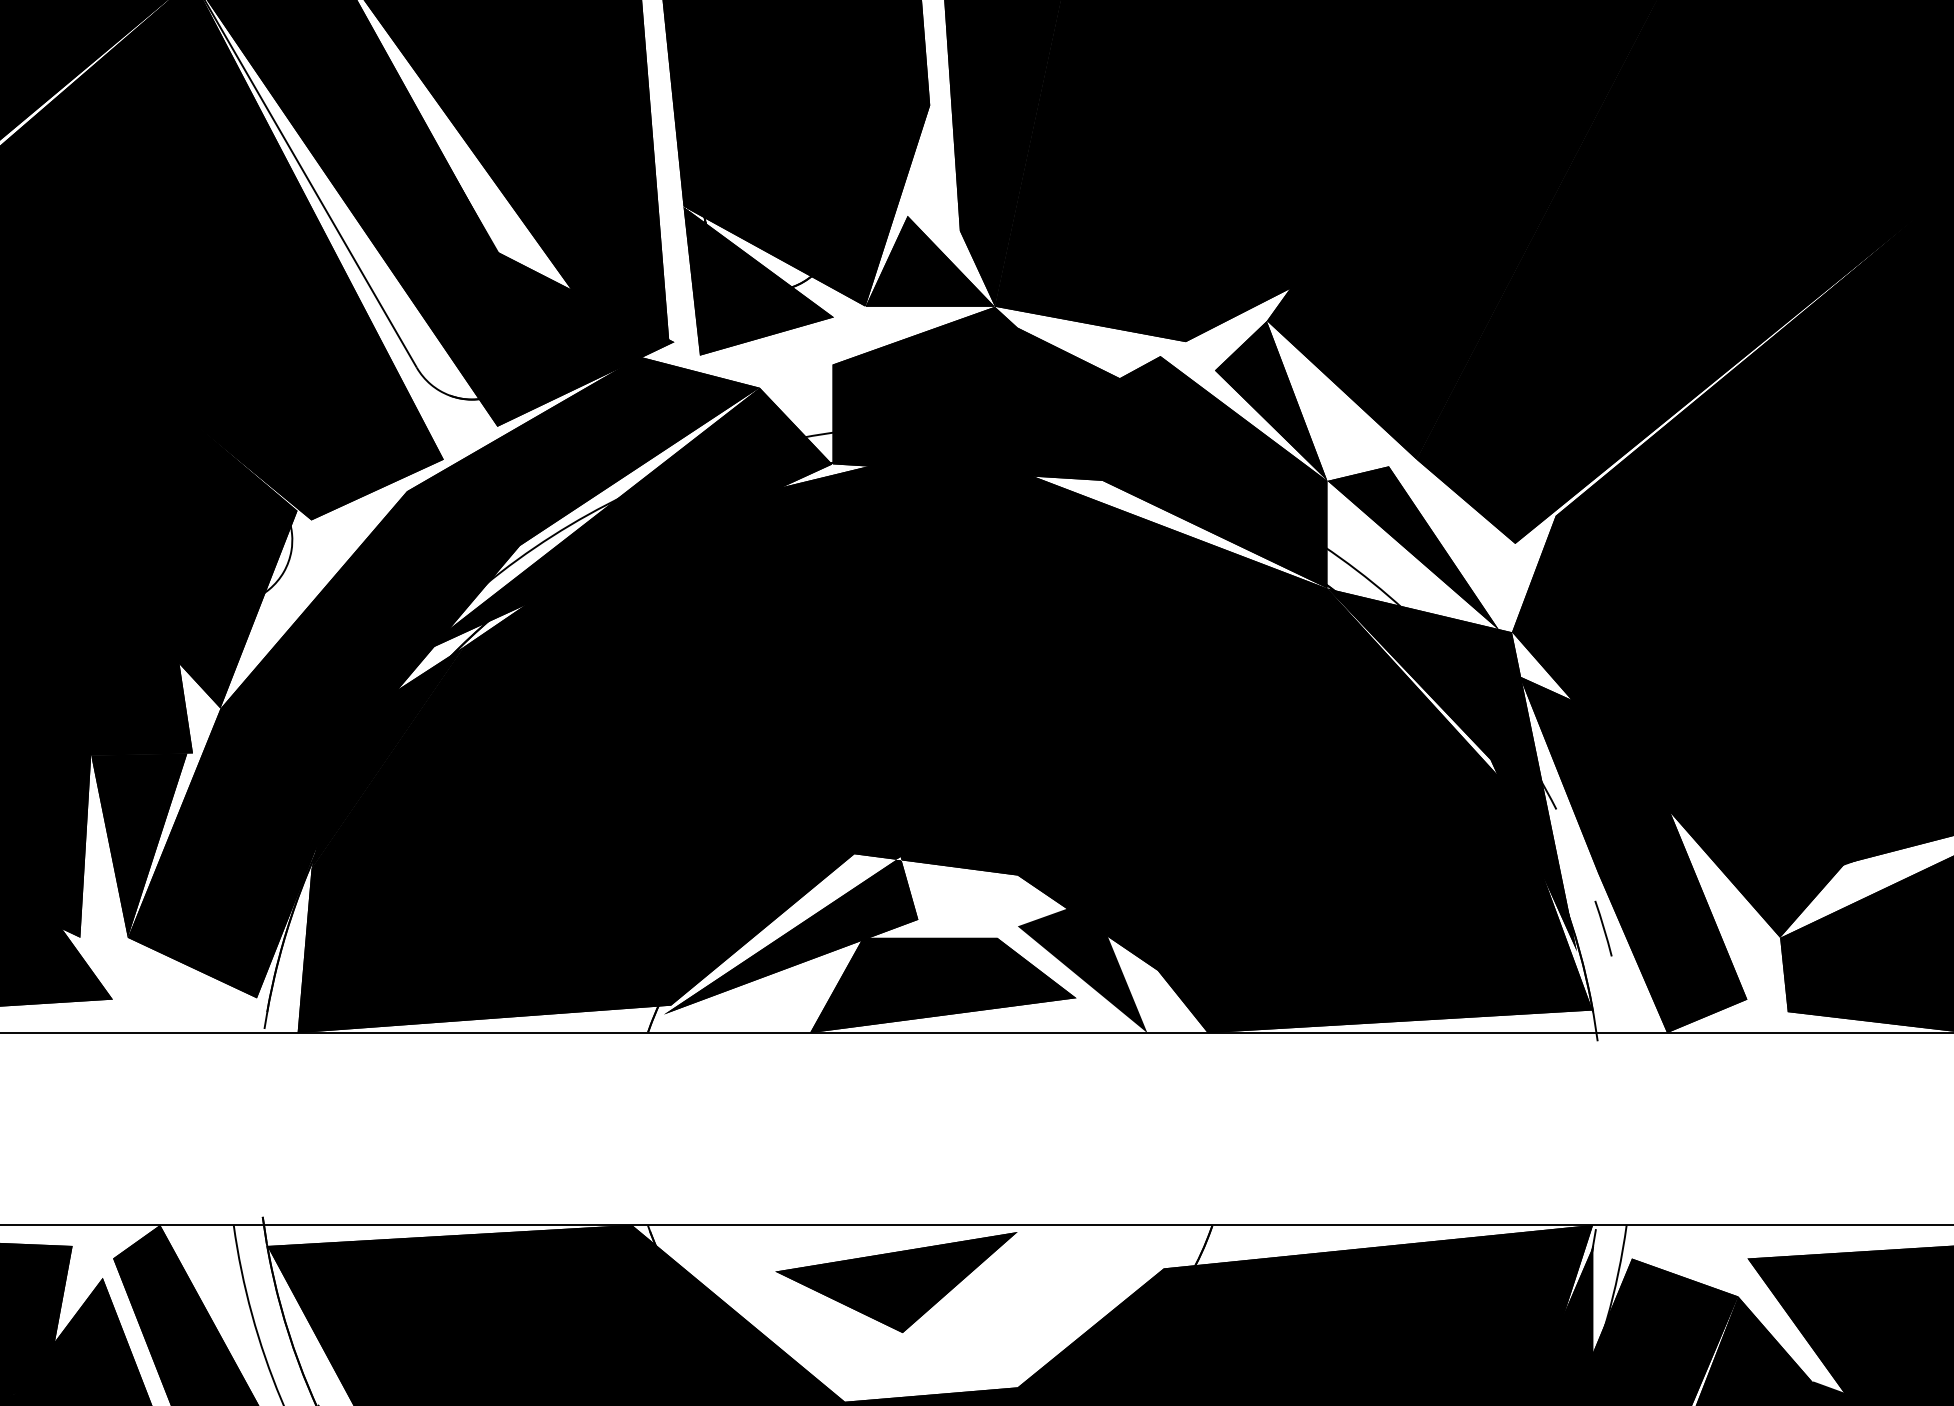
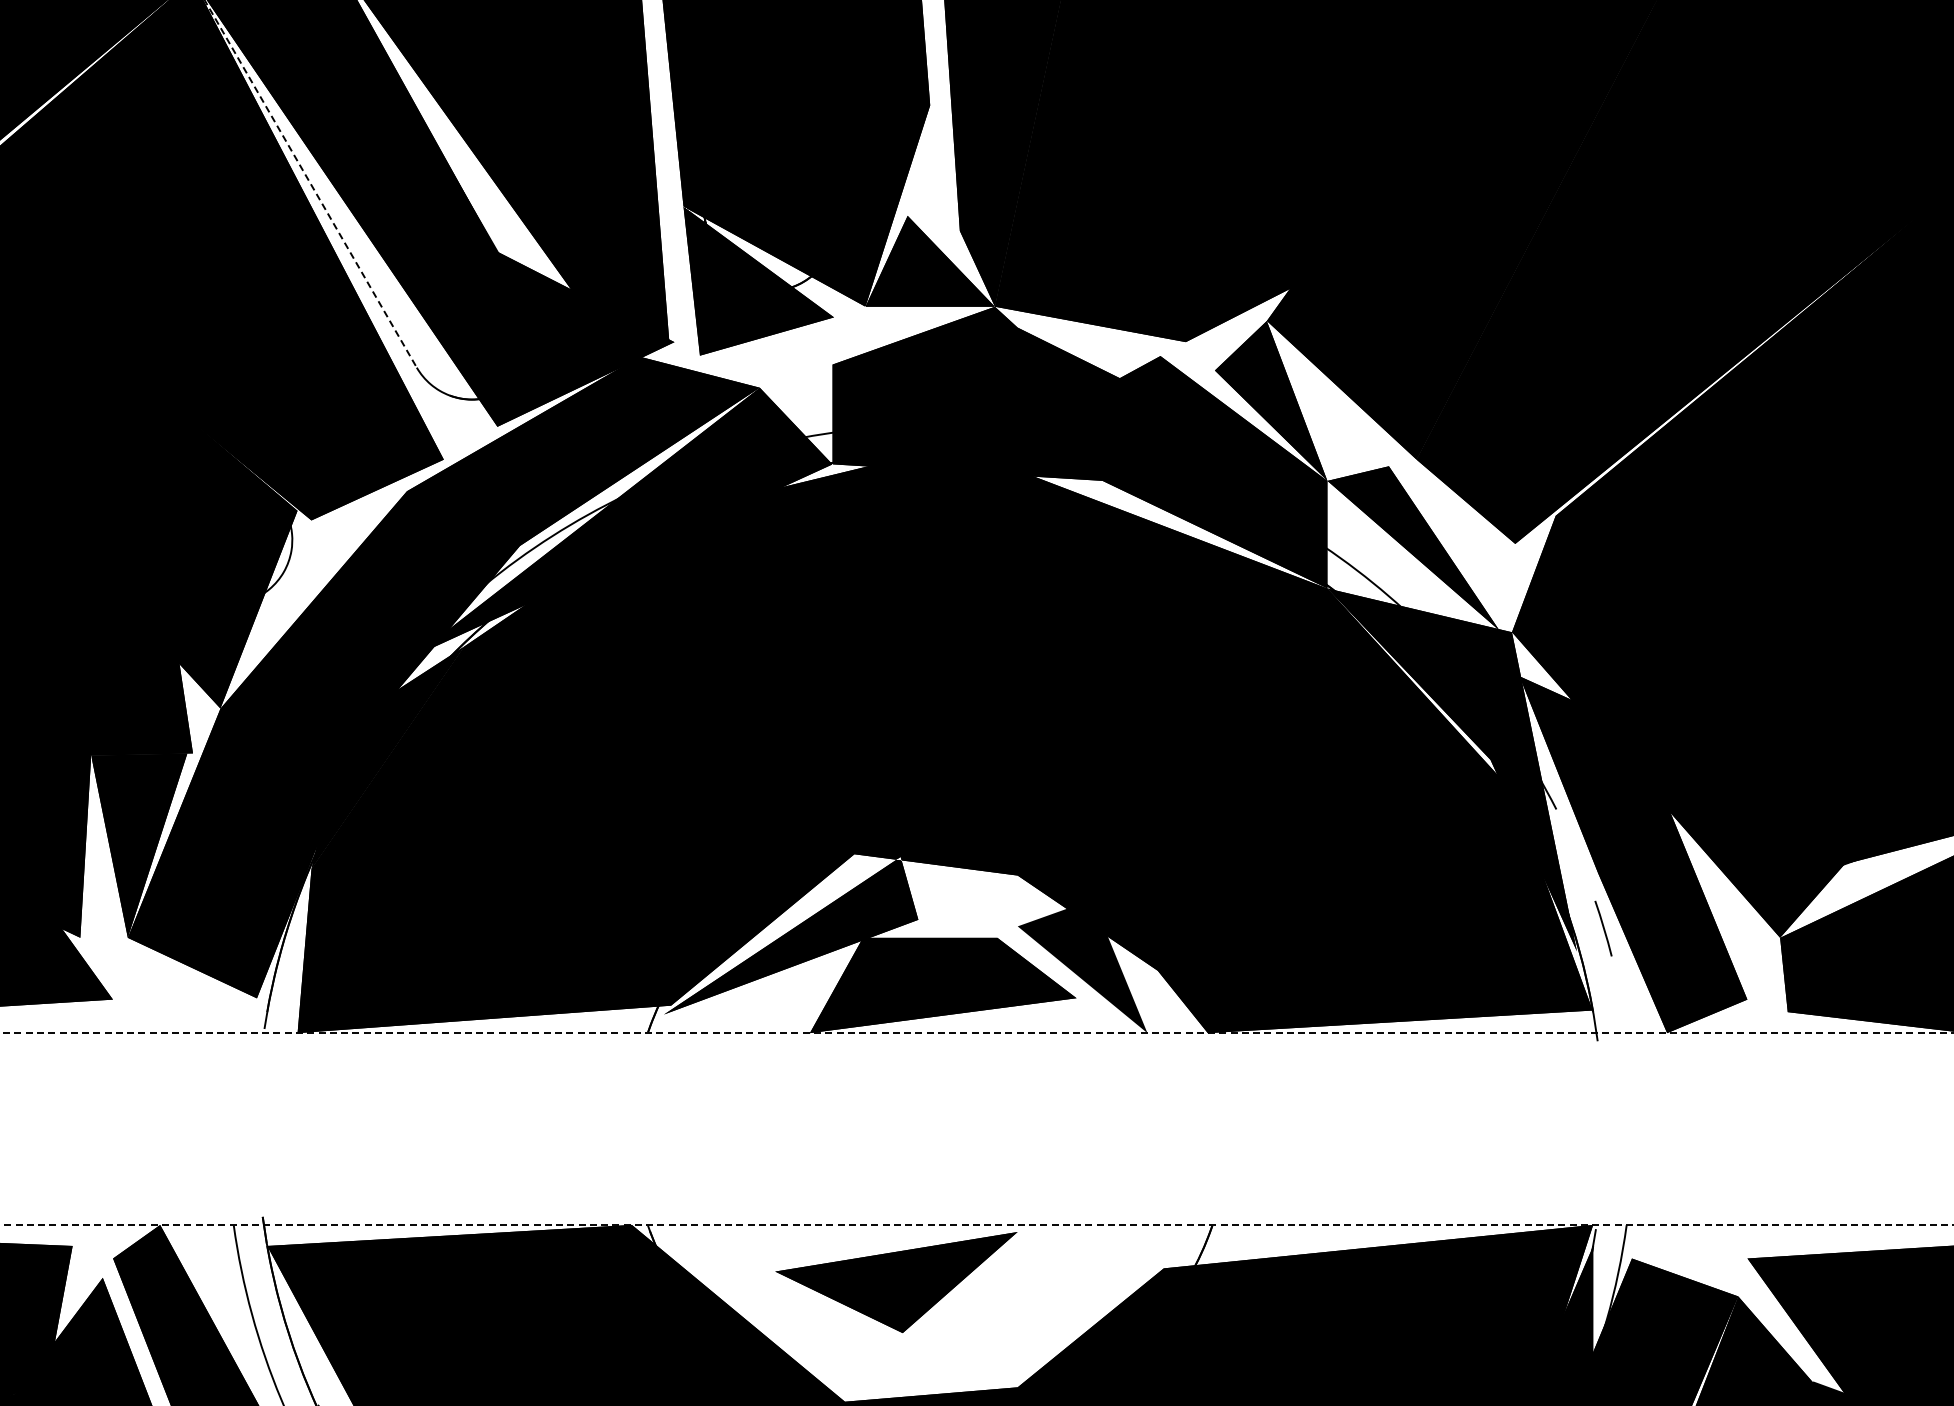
line: solid -> dashed (310, 184)
line: solid -> dashed (0, 1033)
